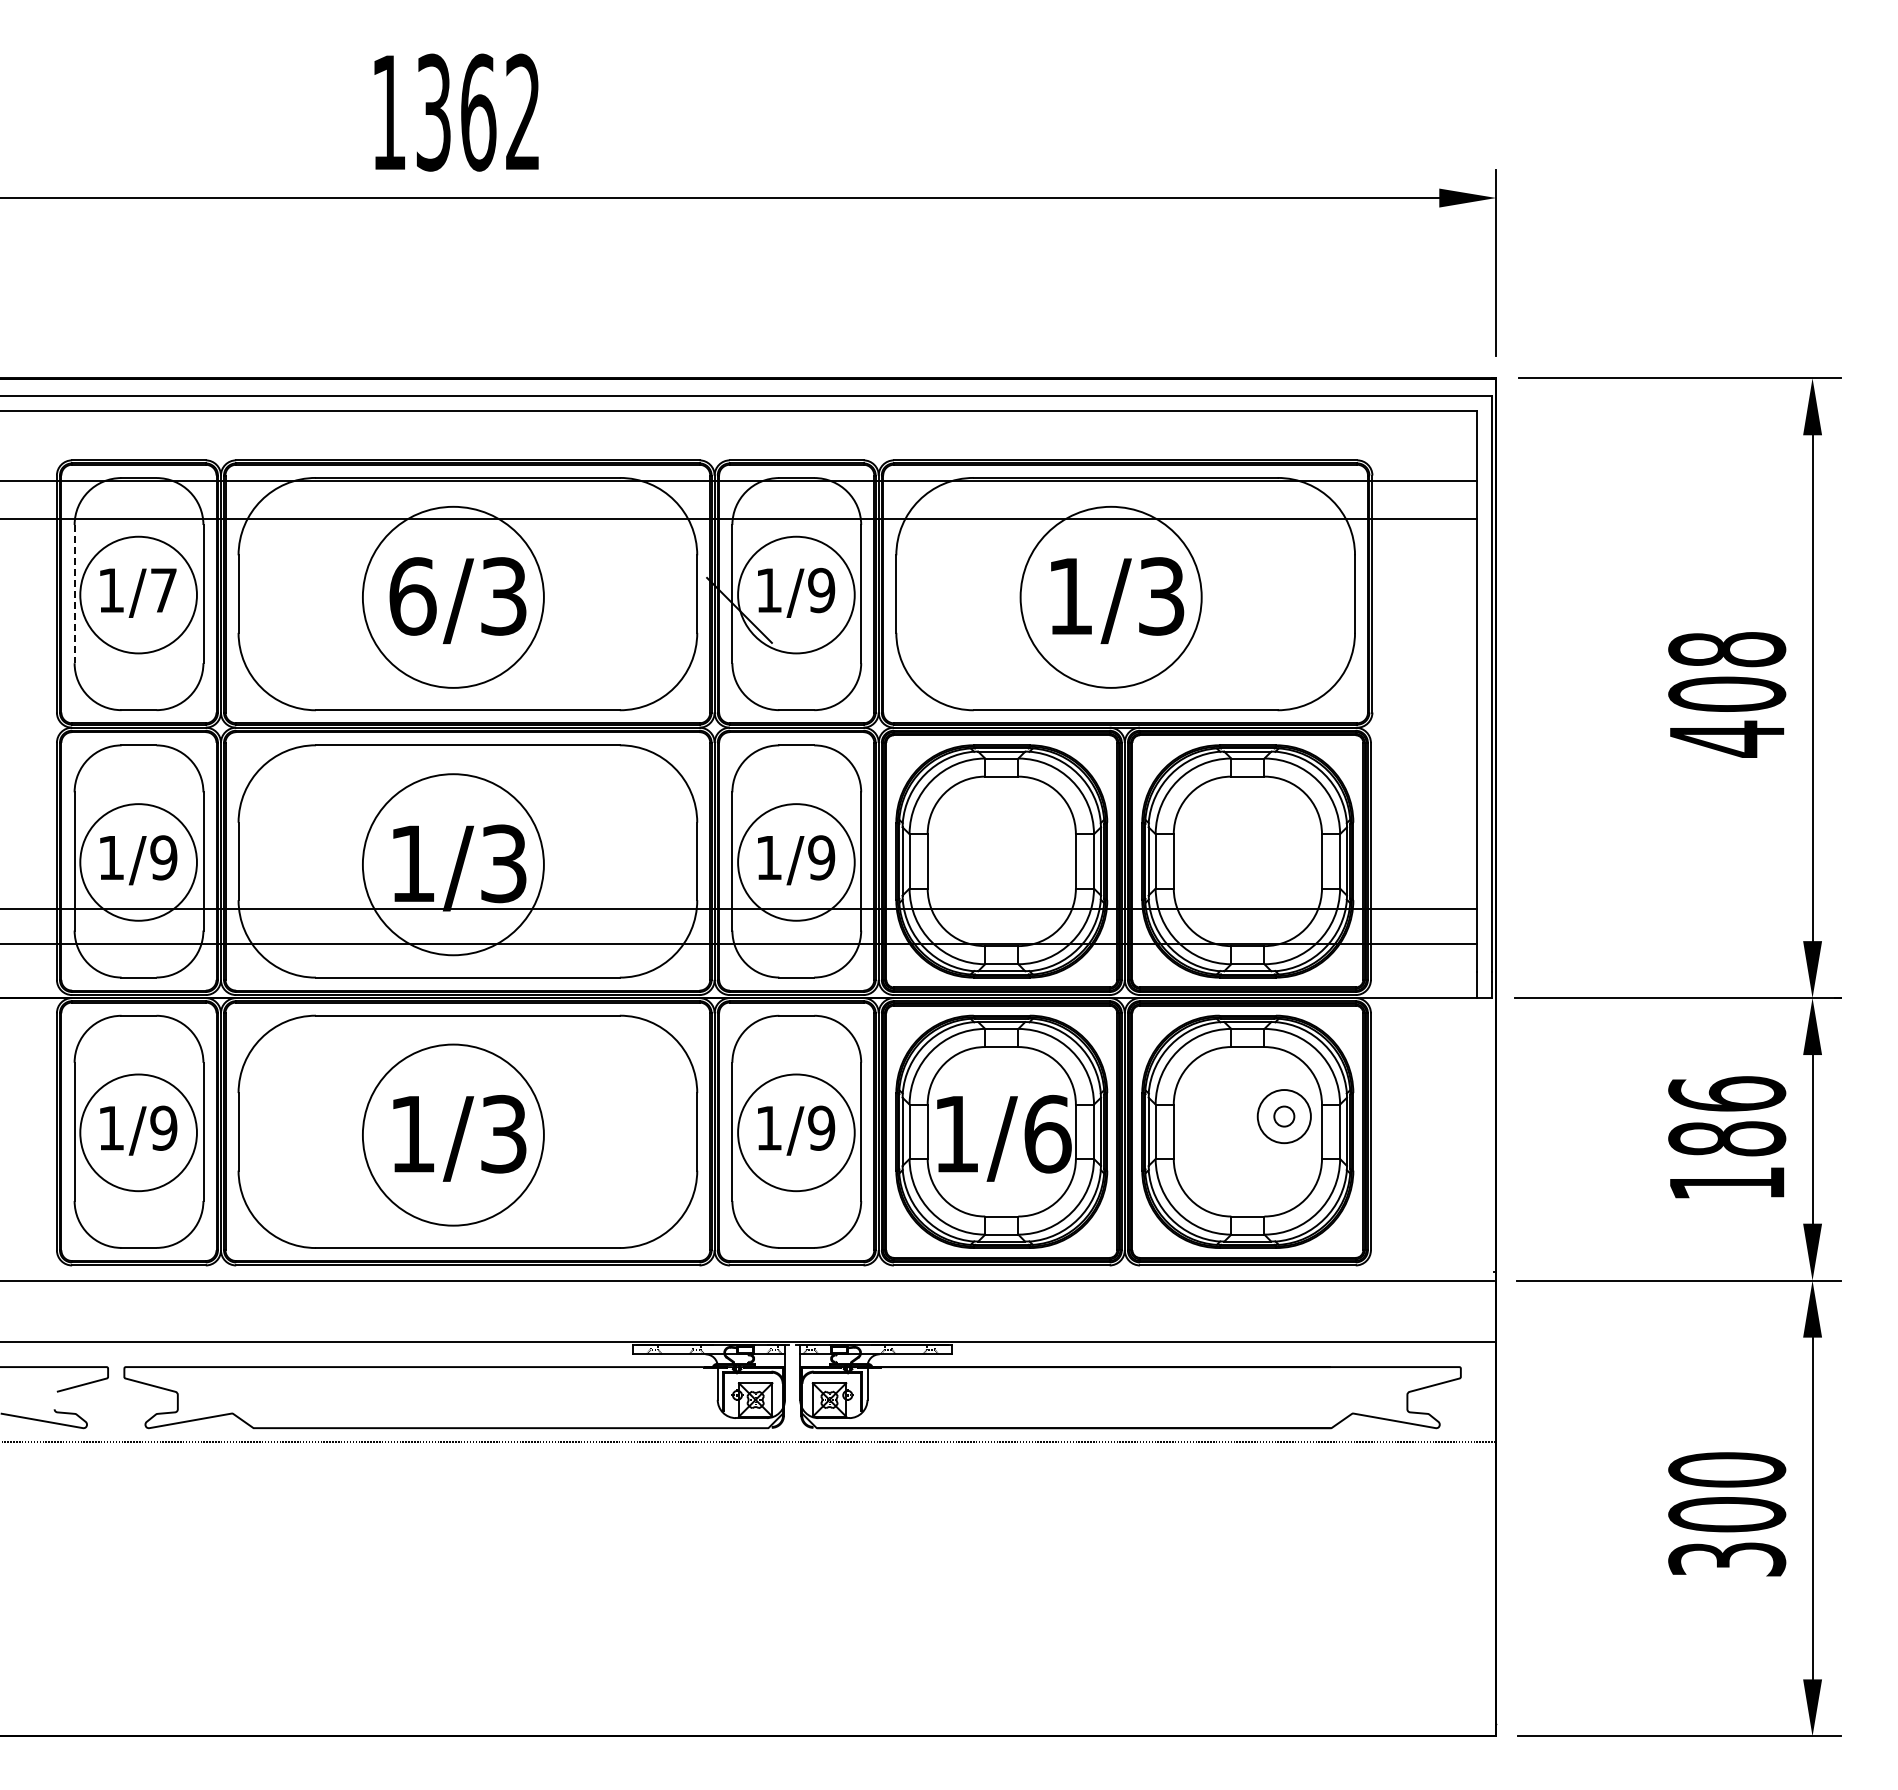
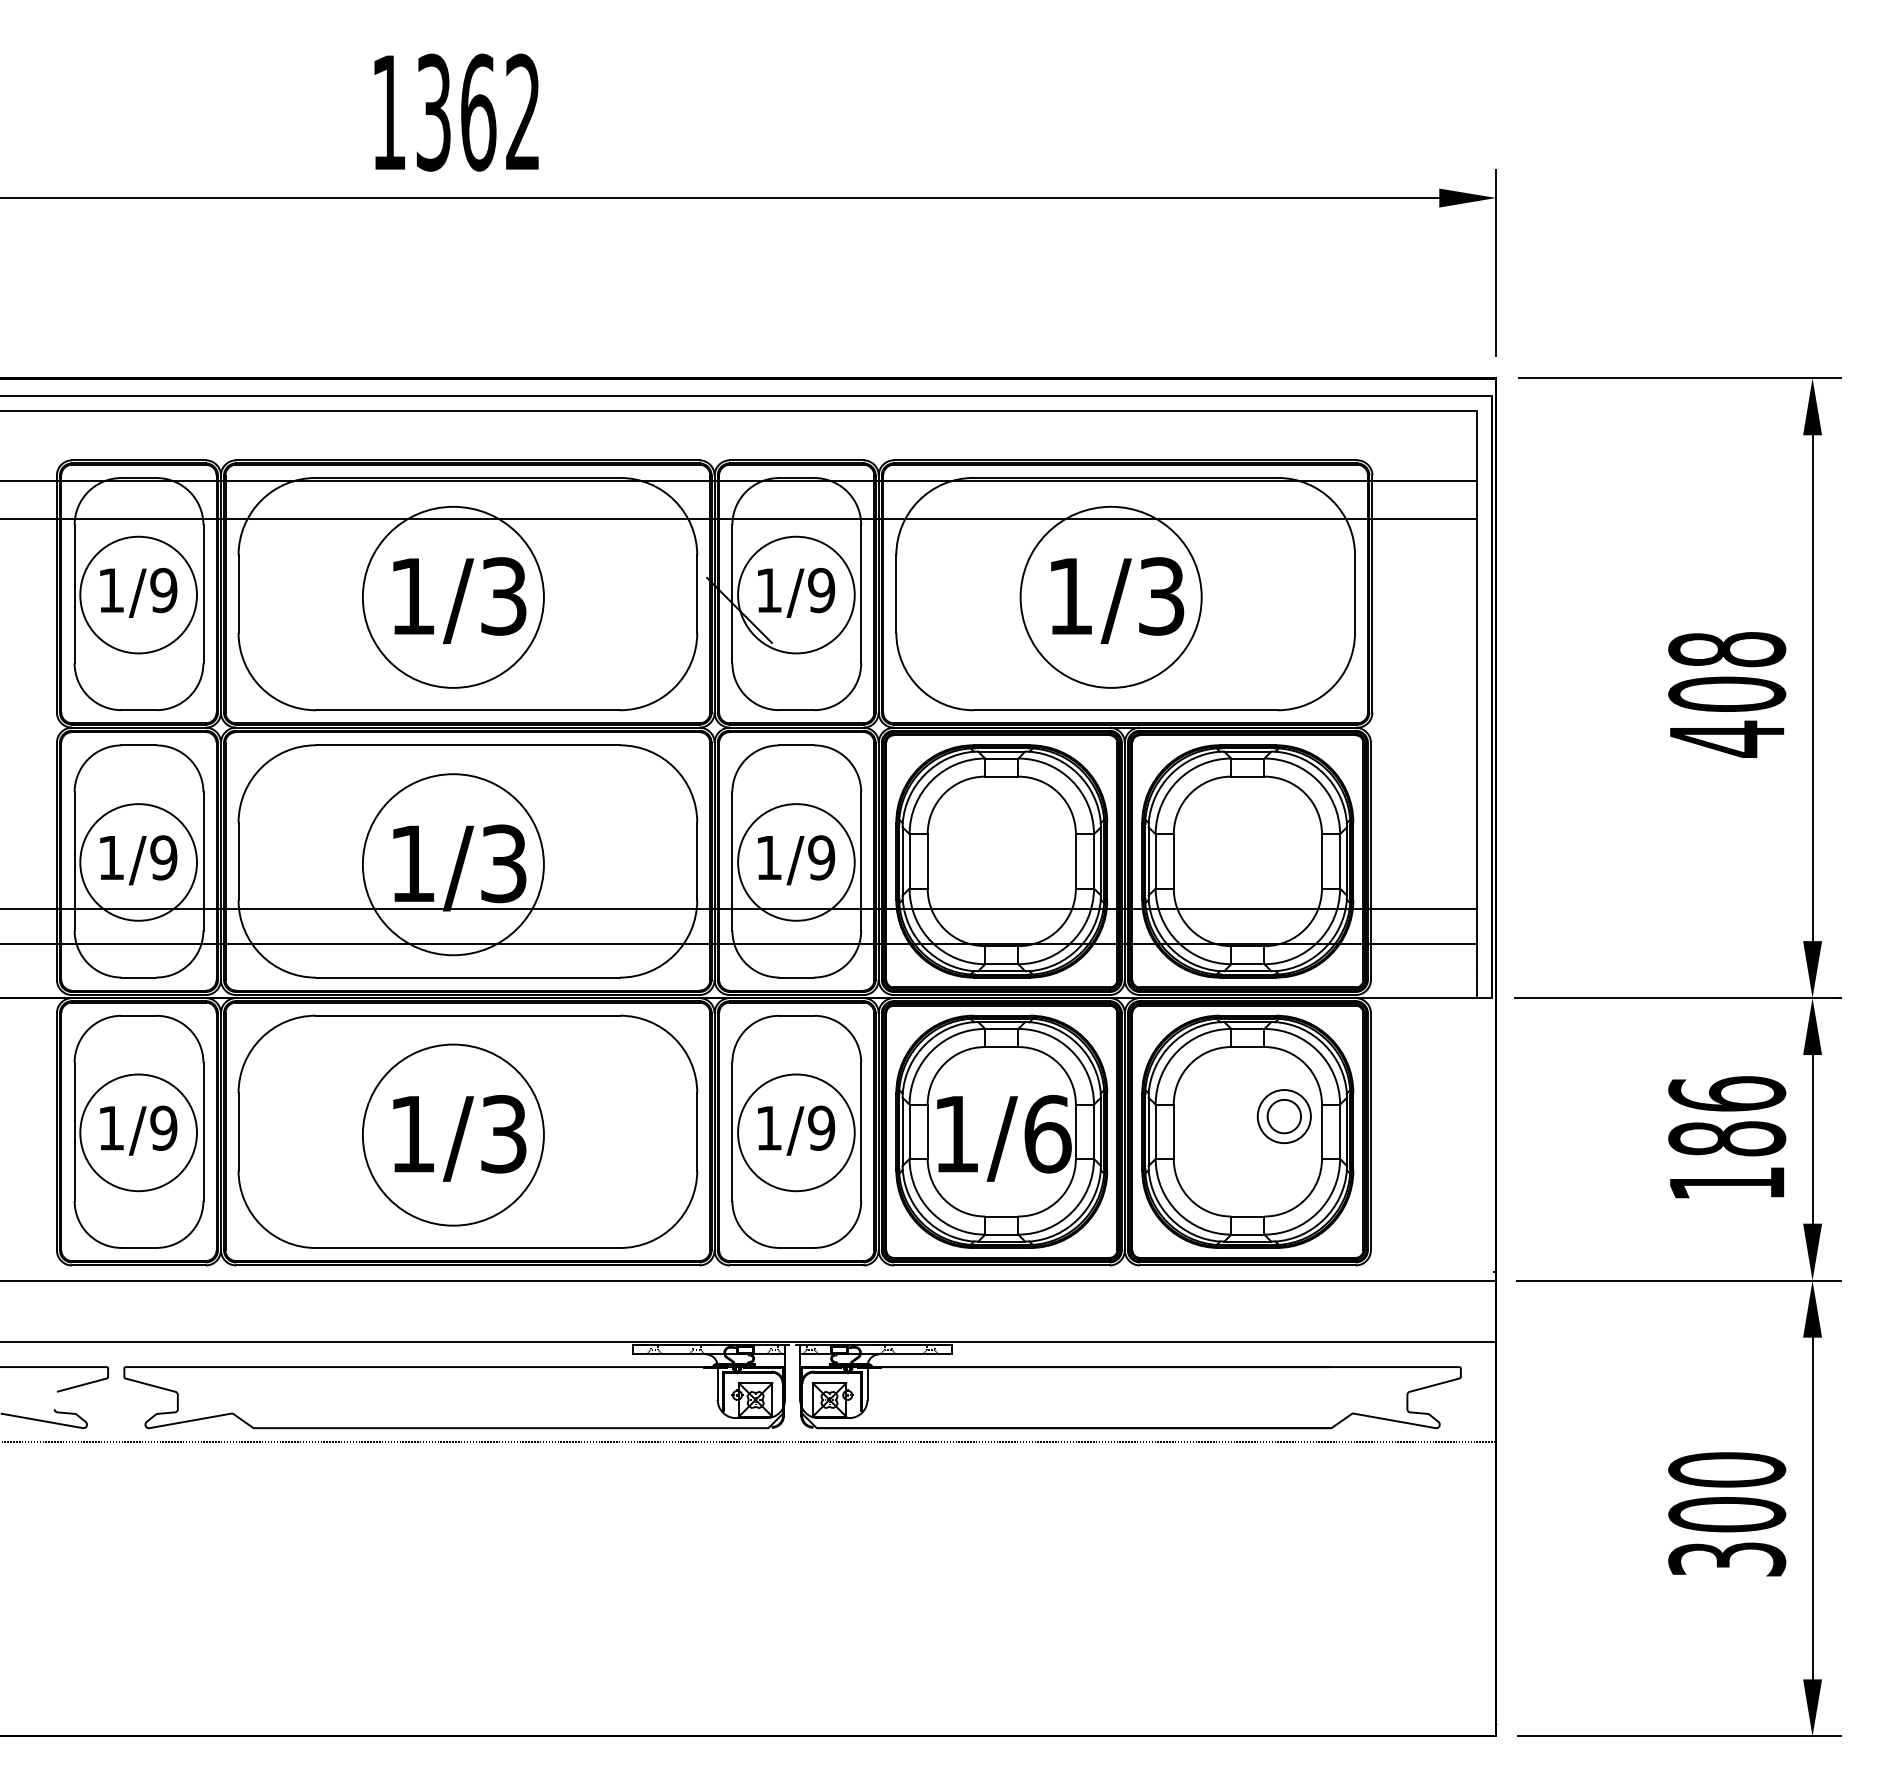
text: 1/7 -> 1/9 (163, 590)
line: dashed -> solid (74, 594)
text: 6/3 -> 1/3 (412, 596)
circle diameter: 20 px -> 33 px (1284, 1116)
